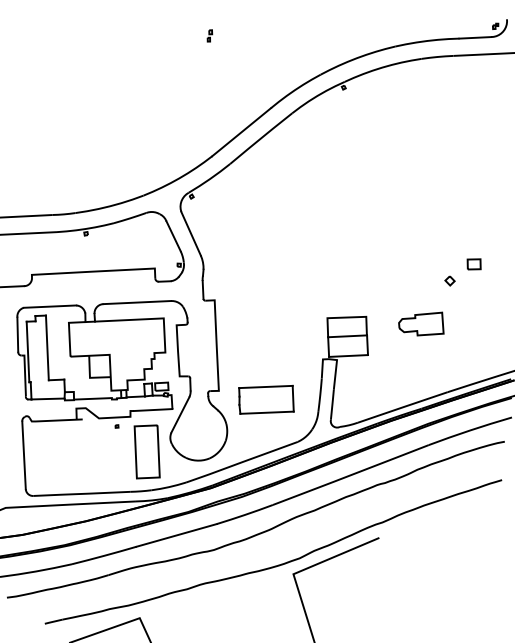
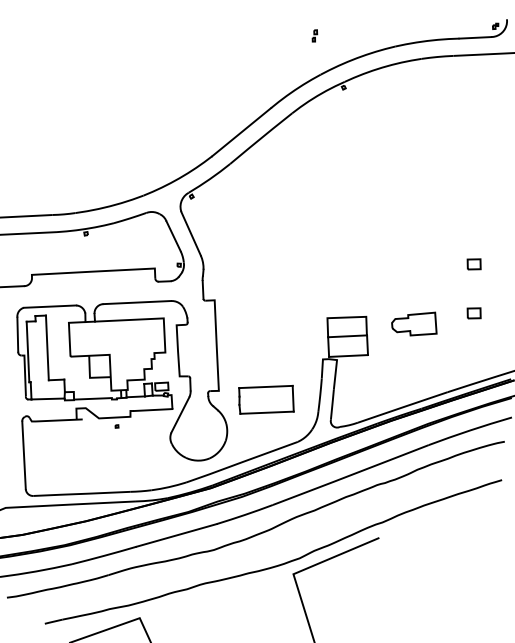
part position: (209, 35) -> (314, 35) (314, 35)
part: present -> none (449, 280)
part: none -> present (473, 313)
part position: (421, 323) -> (414, 323) (414, 323)
part: present -> none (146, 451)
